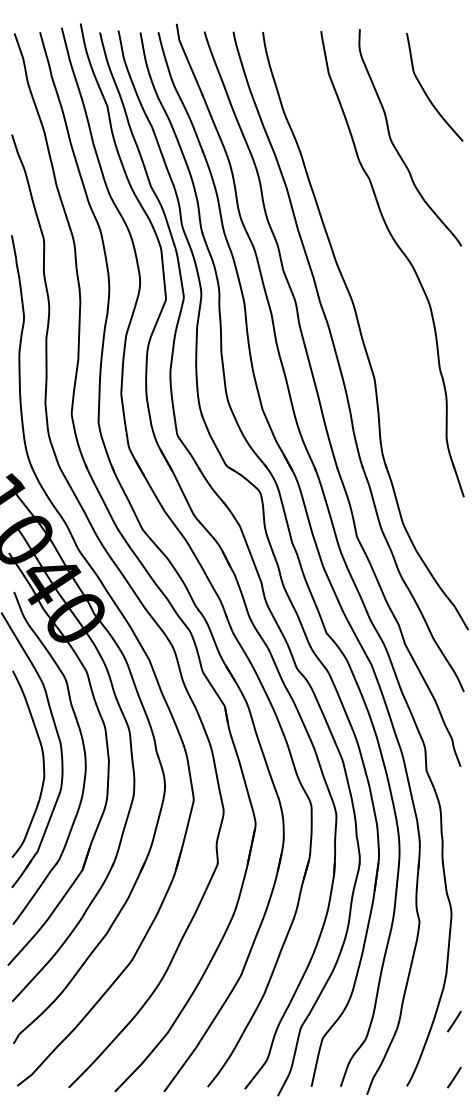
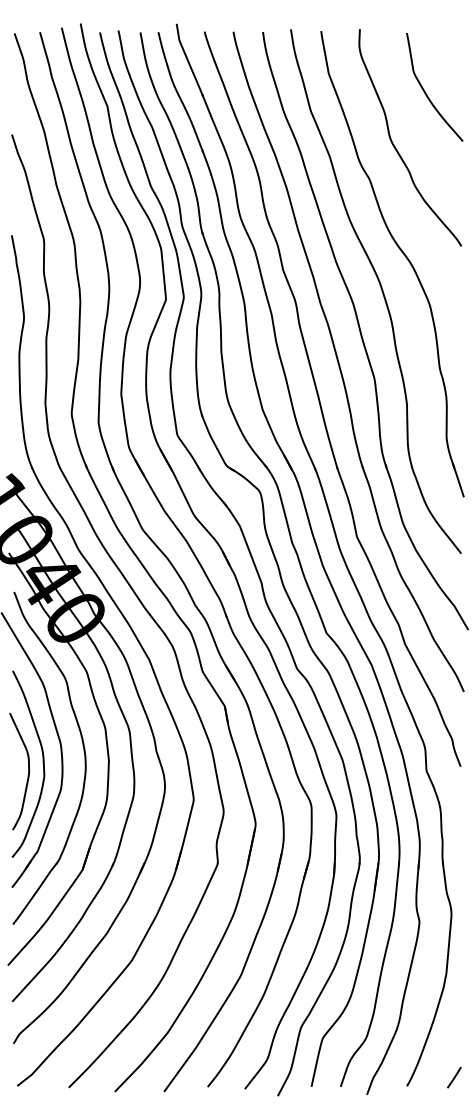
part: none -> present (375, 291)
curve: none -> present (27, 775)
line: present -> none (454, 1021)
